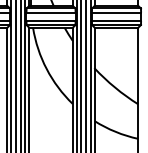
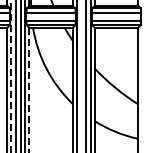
line: present -> none (81, 75)
line: solid -> dashed (11, 76)
line: solid -> dashed (29, 90)
